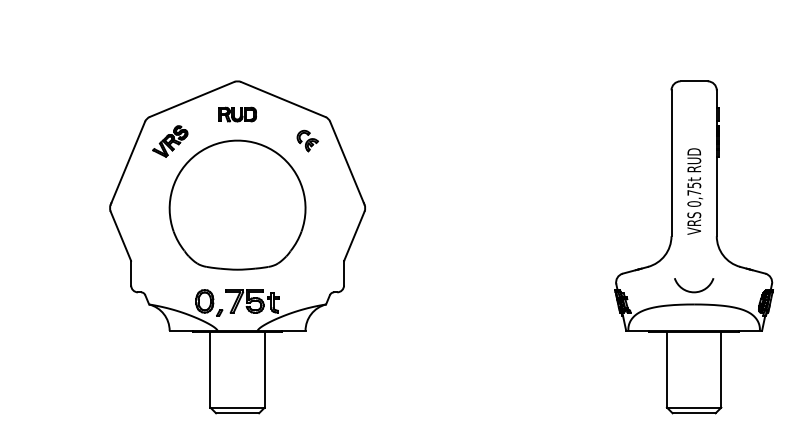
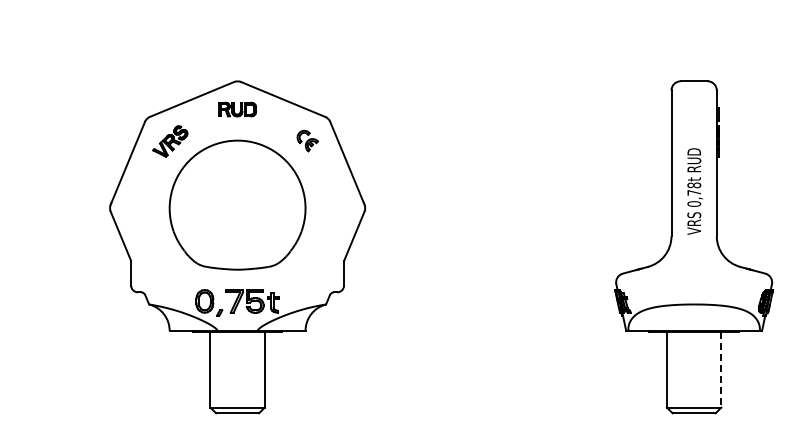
part position: (237, 114) -> (237, 109) (237, 109)
text: 0,75t -> 0,78t (694, 185)
arc: present -> none (694, 291)
line: solid -> dashed (721, 369)
